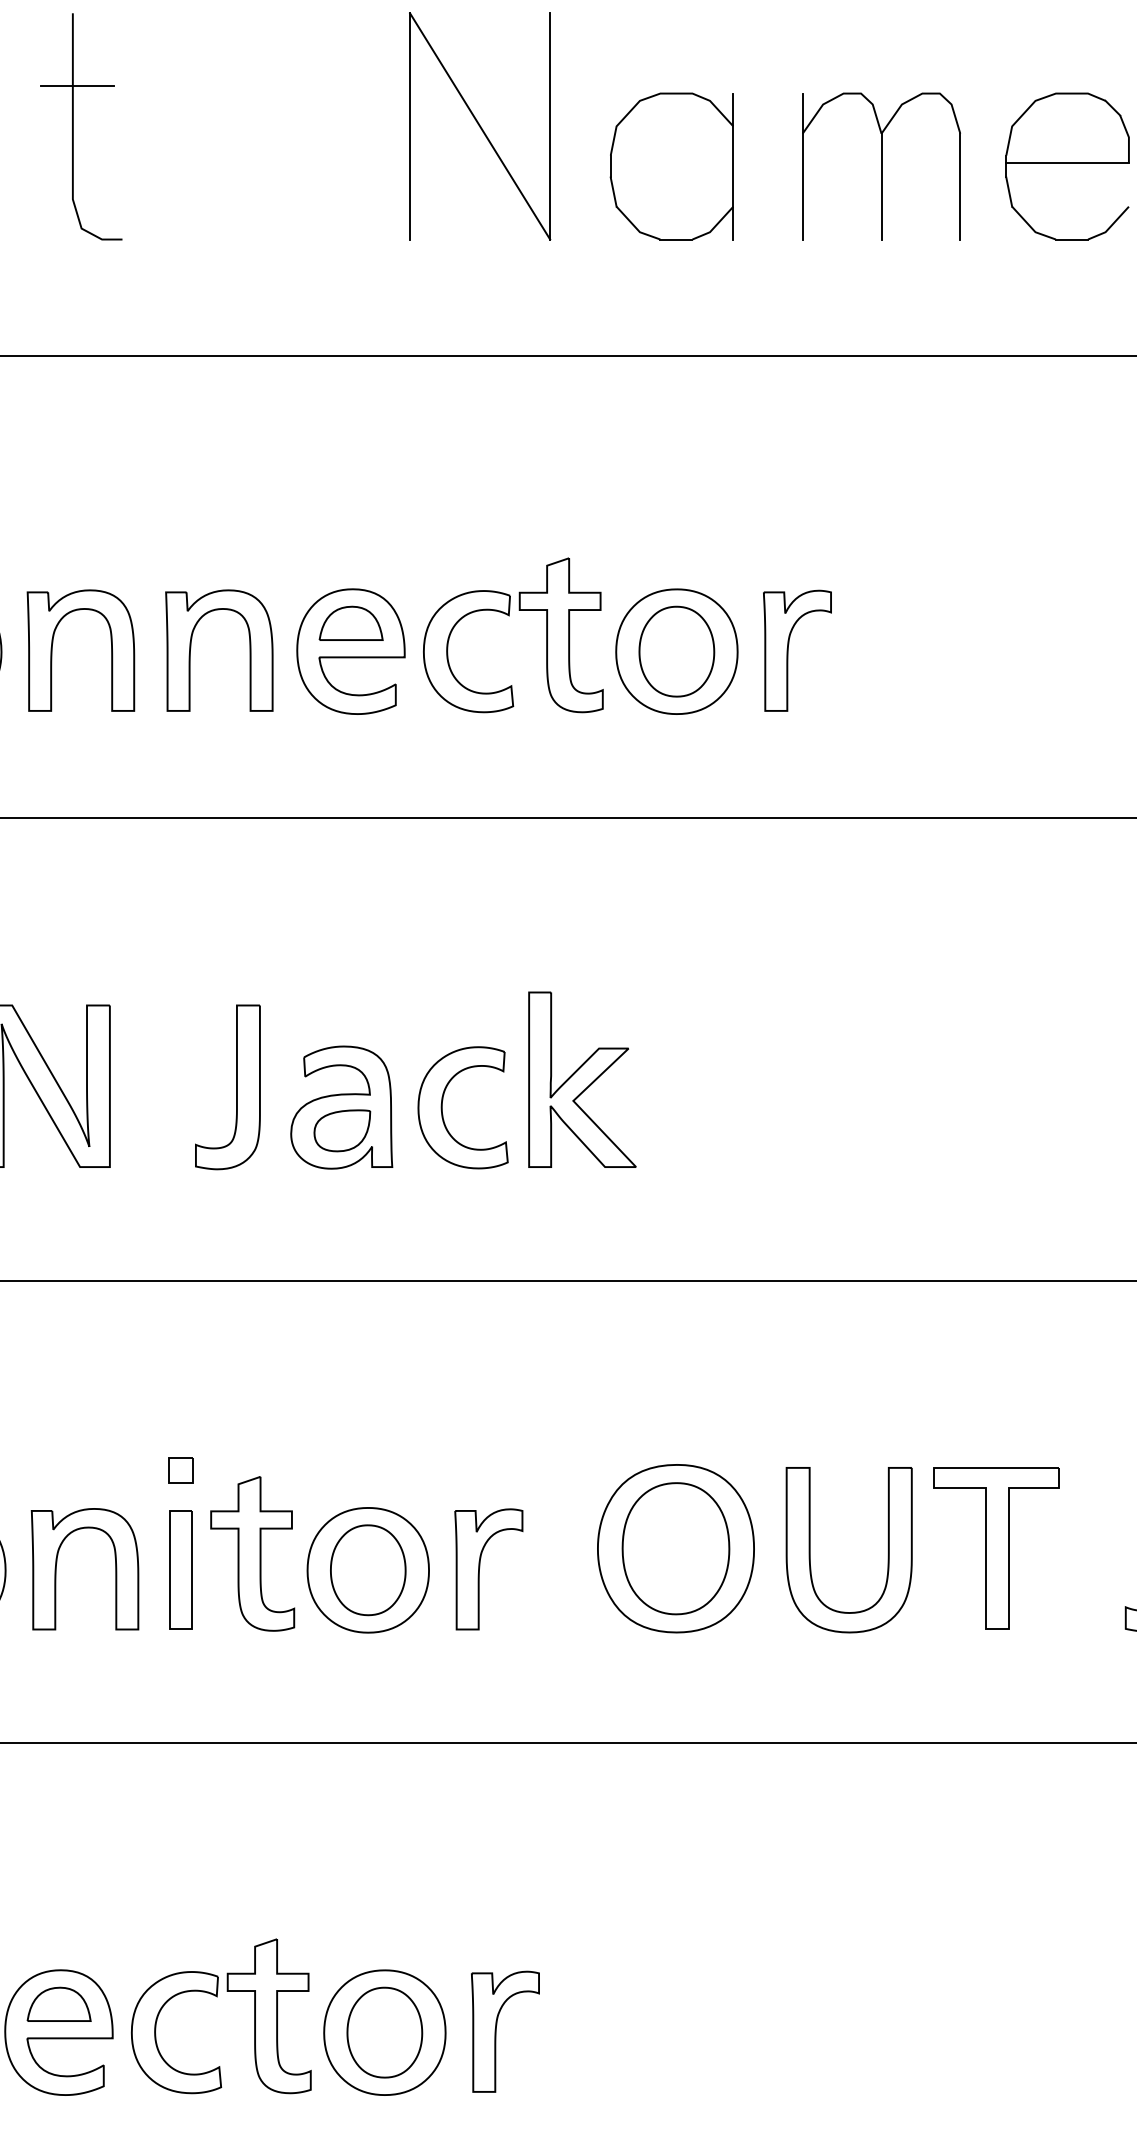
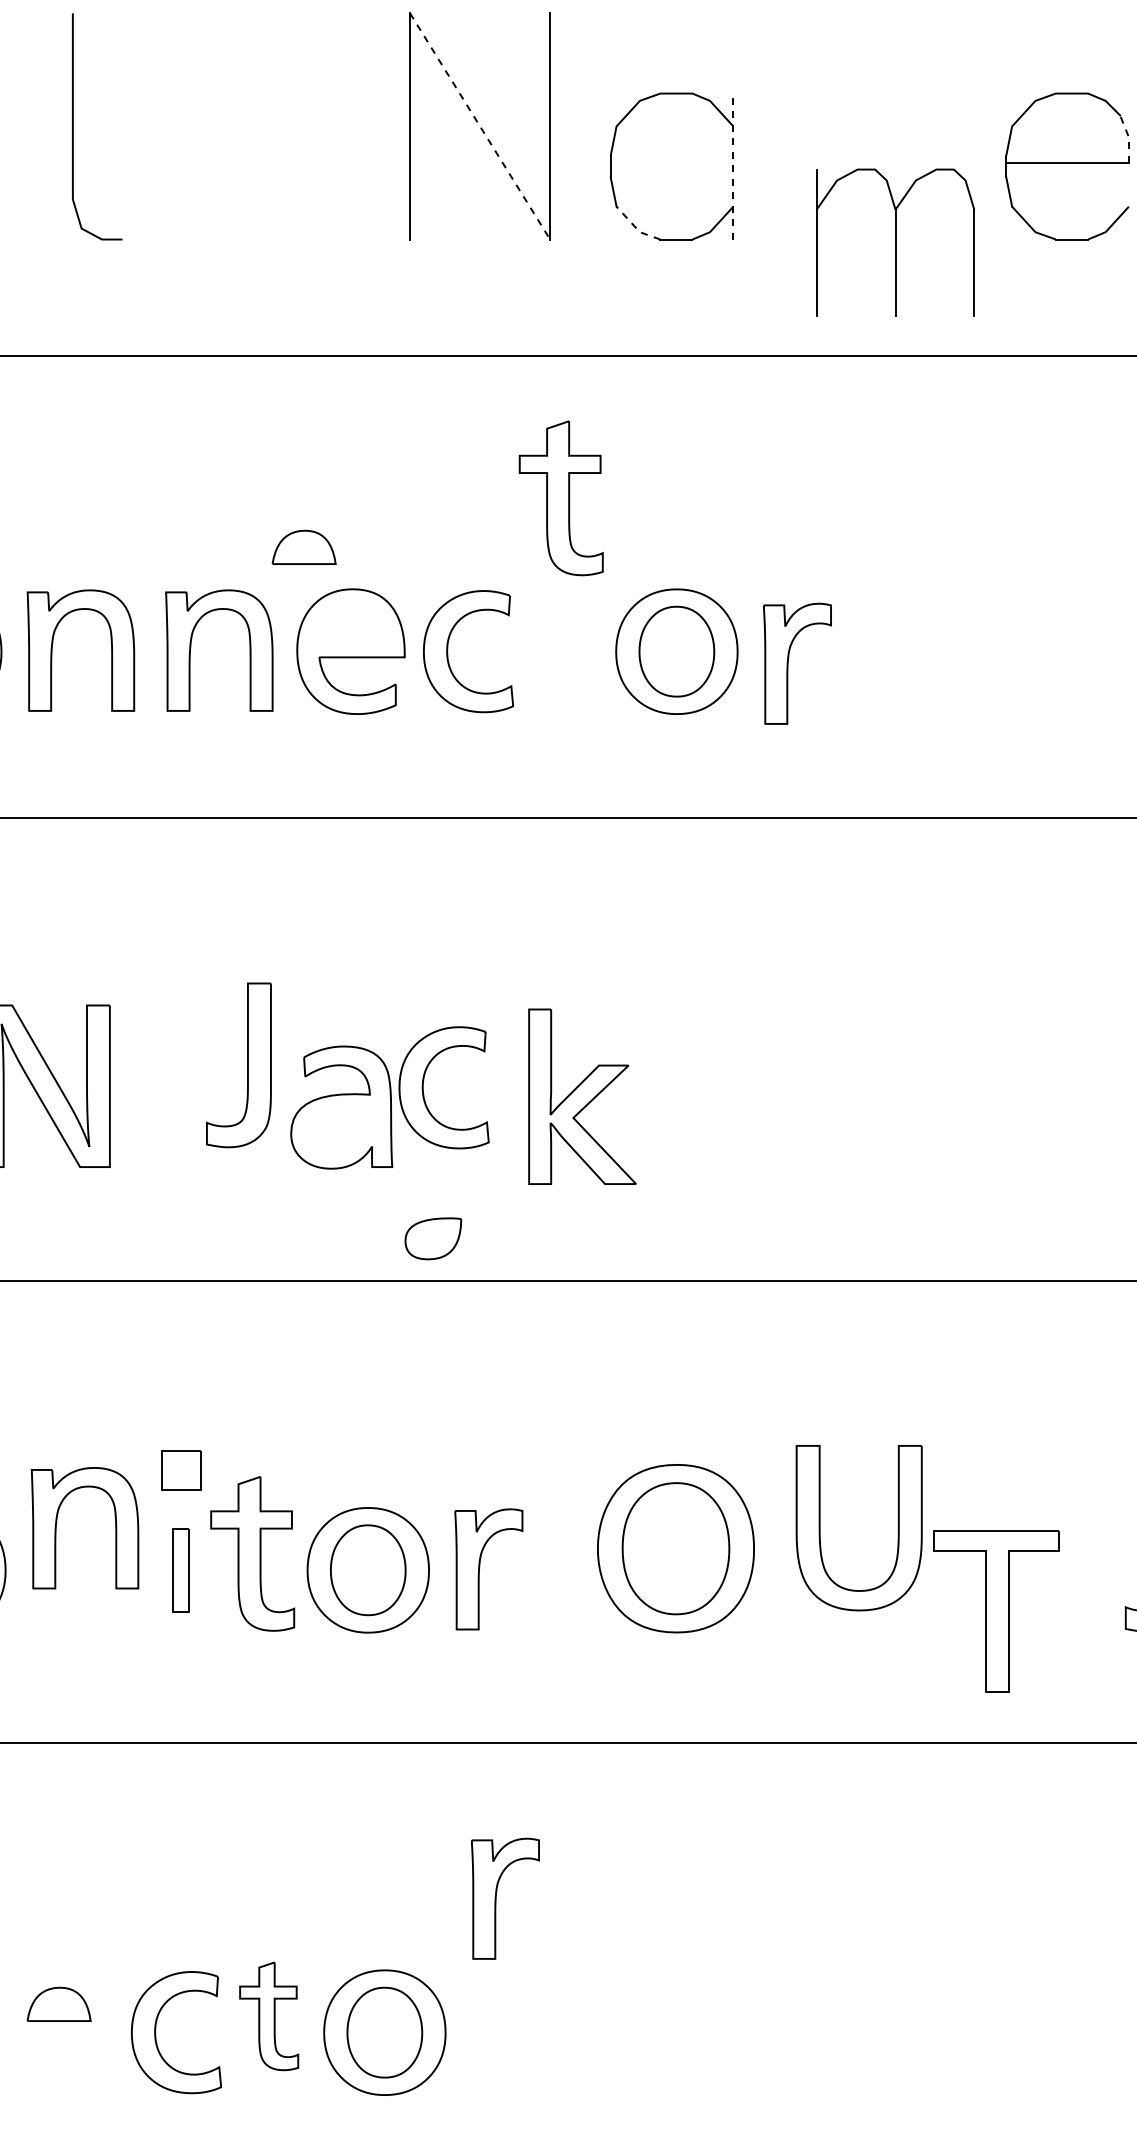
line: present -> none (76, 86)
line: solid -> dashed (480, 126)
line: solid -> dashed (1128, 137)
line: solid -> dashed (733, 166)
part position: (881, 166) -> (895, 242) (895, 242)
line: solid -> dashed (635, 227)
part position: (350, 622) -> (303, 546) (303, 546)
part position: (560, 635) -> (560, 498) (560, 498)
part position: (788, 650) -> (788, 663) (788, 663)
part position: (582, 1079) -> (582, 1096) (582, 1096)
part position: (236, 1087) -> (247, 1065) (247, 1065)
part position: (442, 1107) -> (423, 1087) (423, 1087)
part position: (342, 1130) -> (433, 1238) (433, 1238)
part size: 26x27 px -> 41x41 px (181, 1470)
part position: (996, 1548) -> (996, 1611) (996, 1611)
part position: (810, 1550) -> (820, 1528) (820, 1528)
part position: (57, 1563) -> (57, 1522) (57, 1522)
part size: 24x120 px -> 18x85 px (180, 1570)
part size: 86x157 px -> 61x111 px (269, 2016)
part position: (496, 2031) -> (496, 1898) (496, 1898)
part: present -> none (58, 2032)
